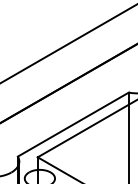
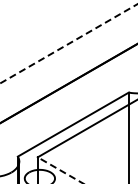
line: solid -> dashed (69, 43)
line: solid -> dashed (60, 170)
